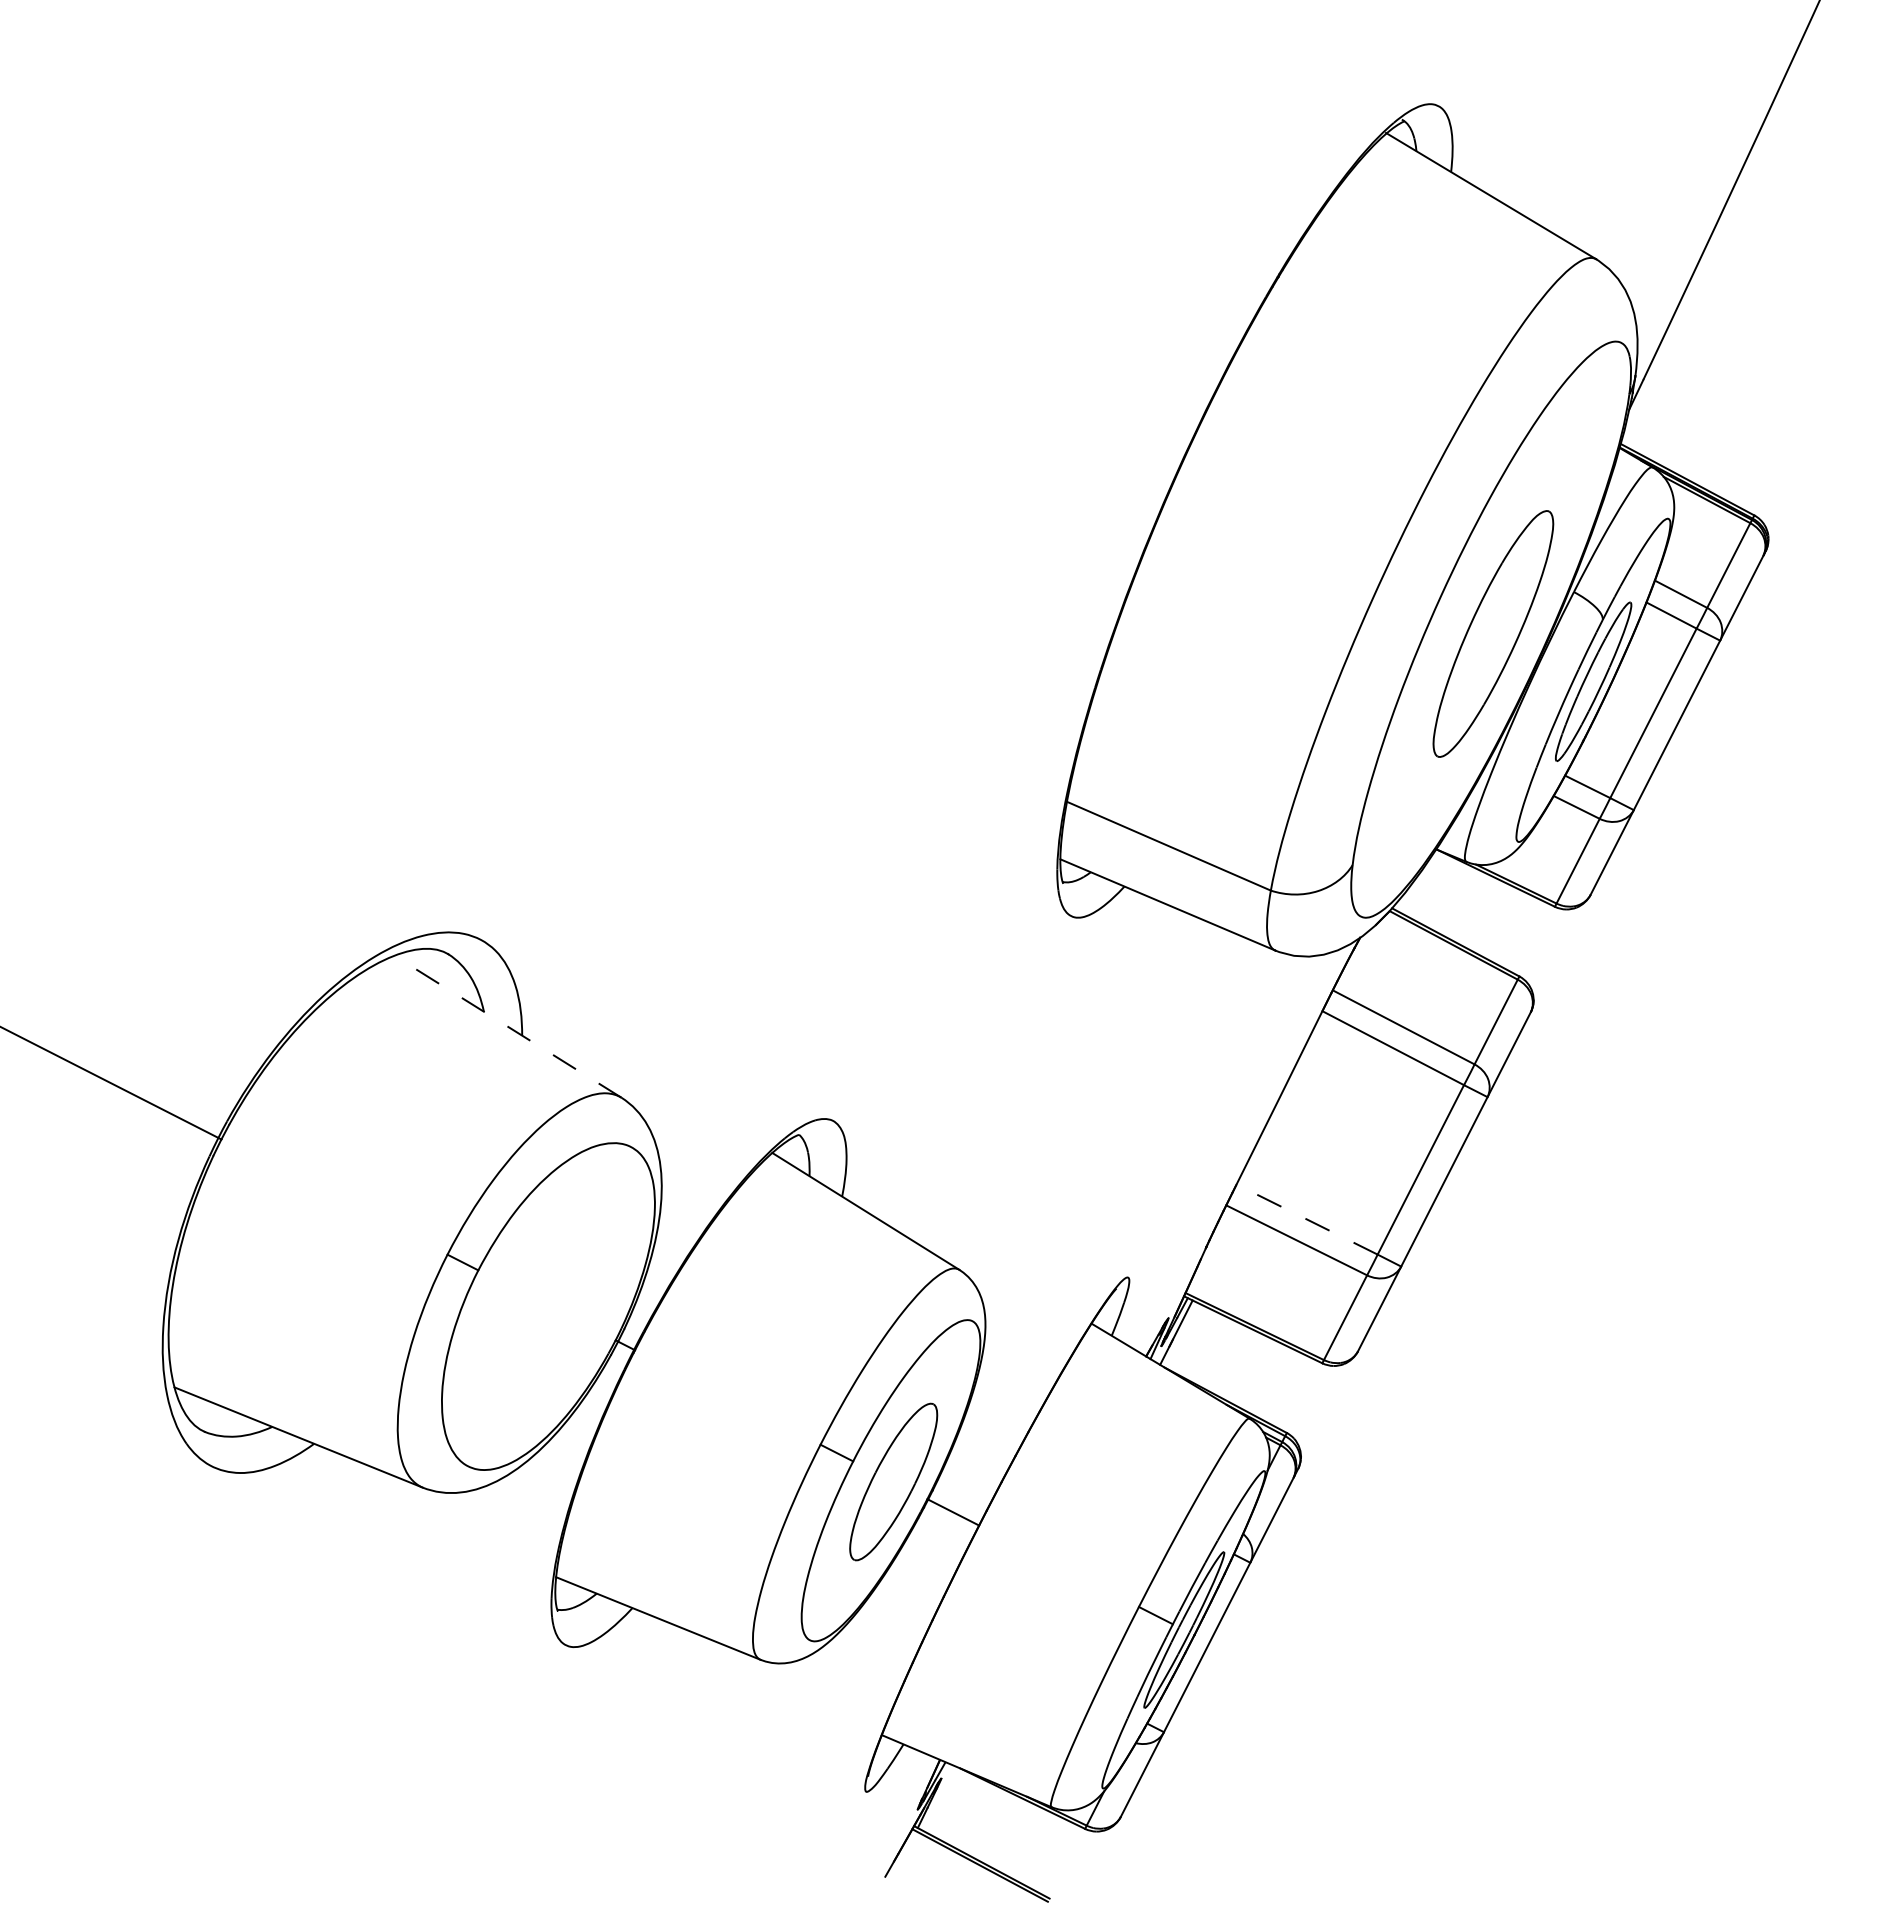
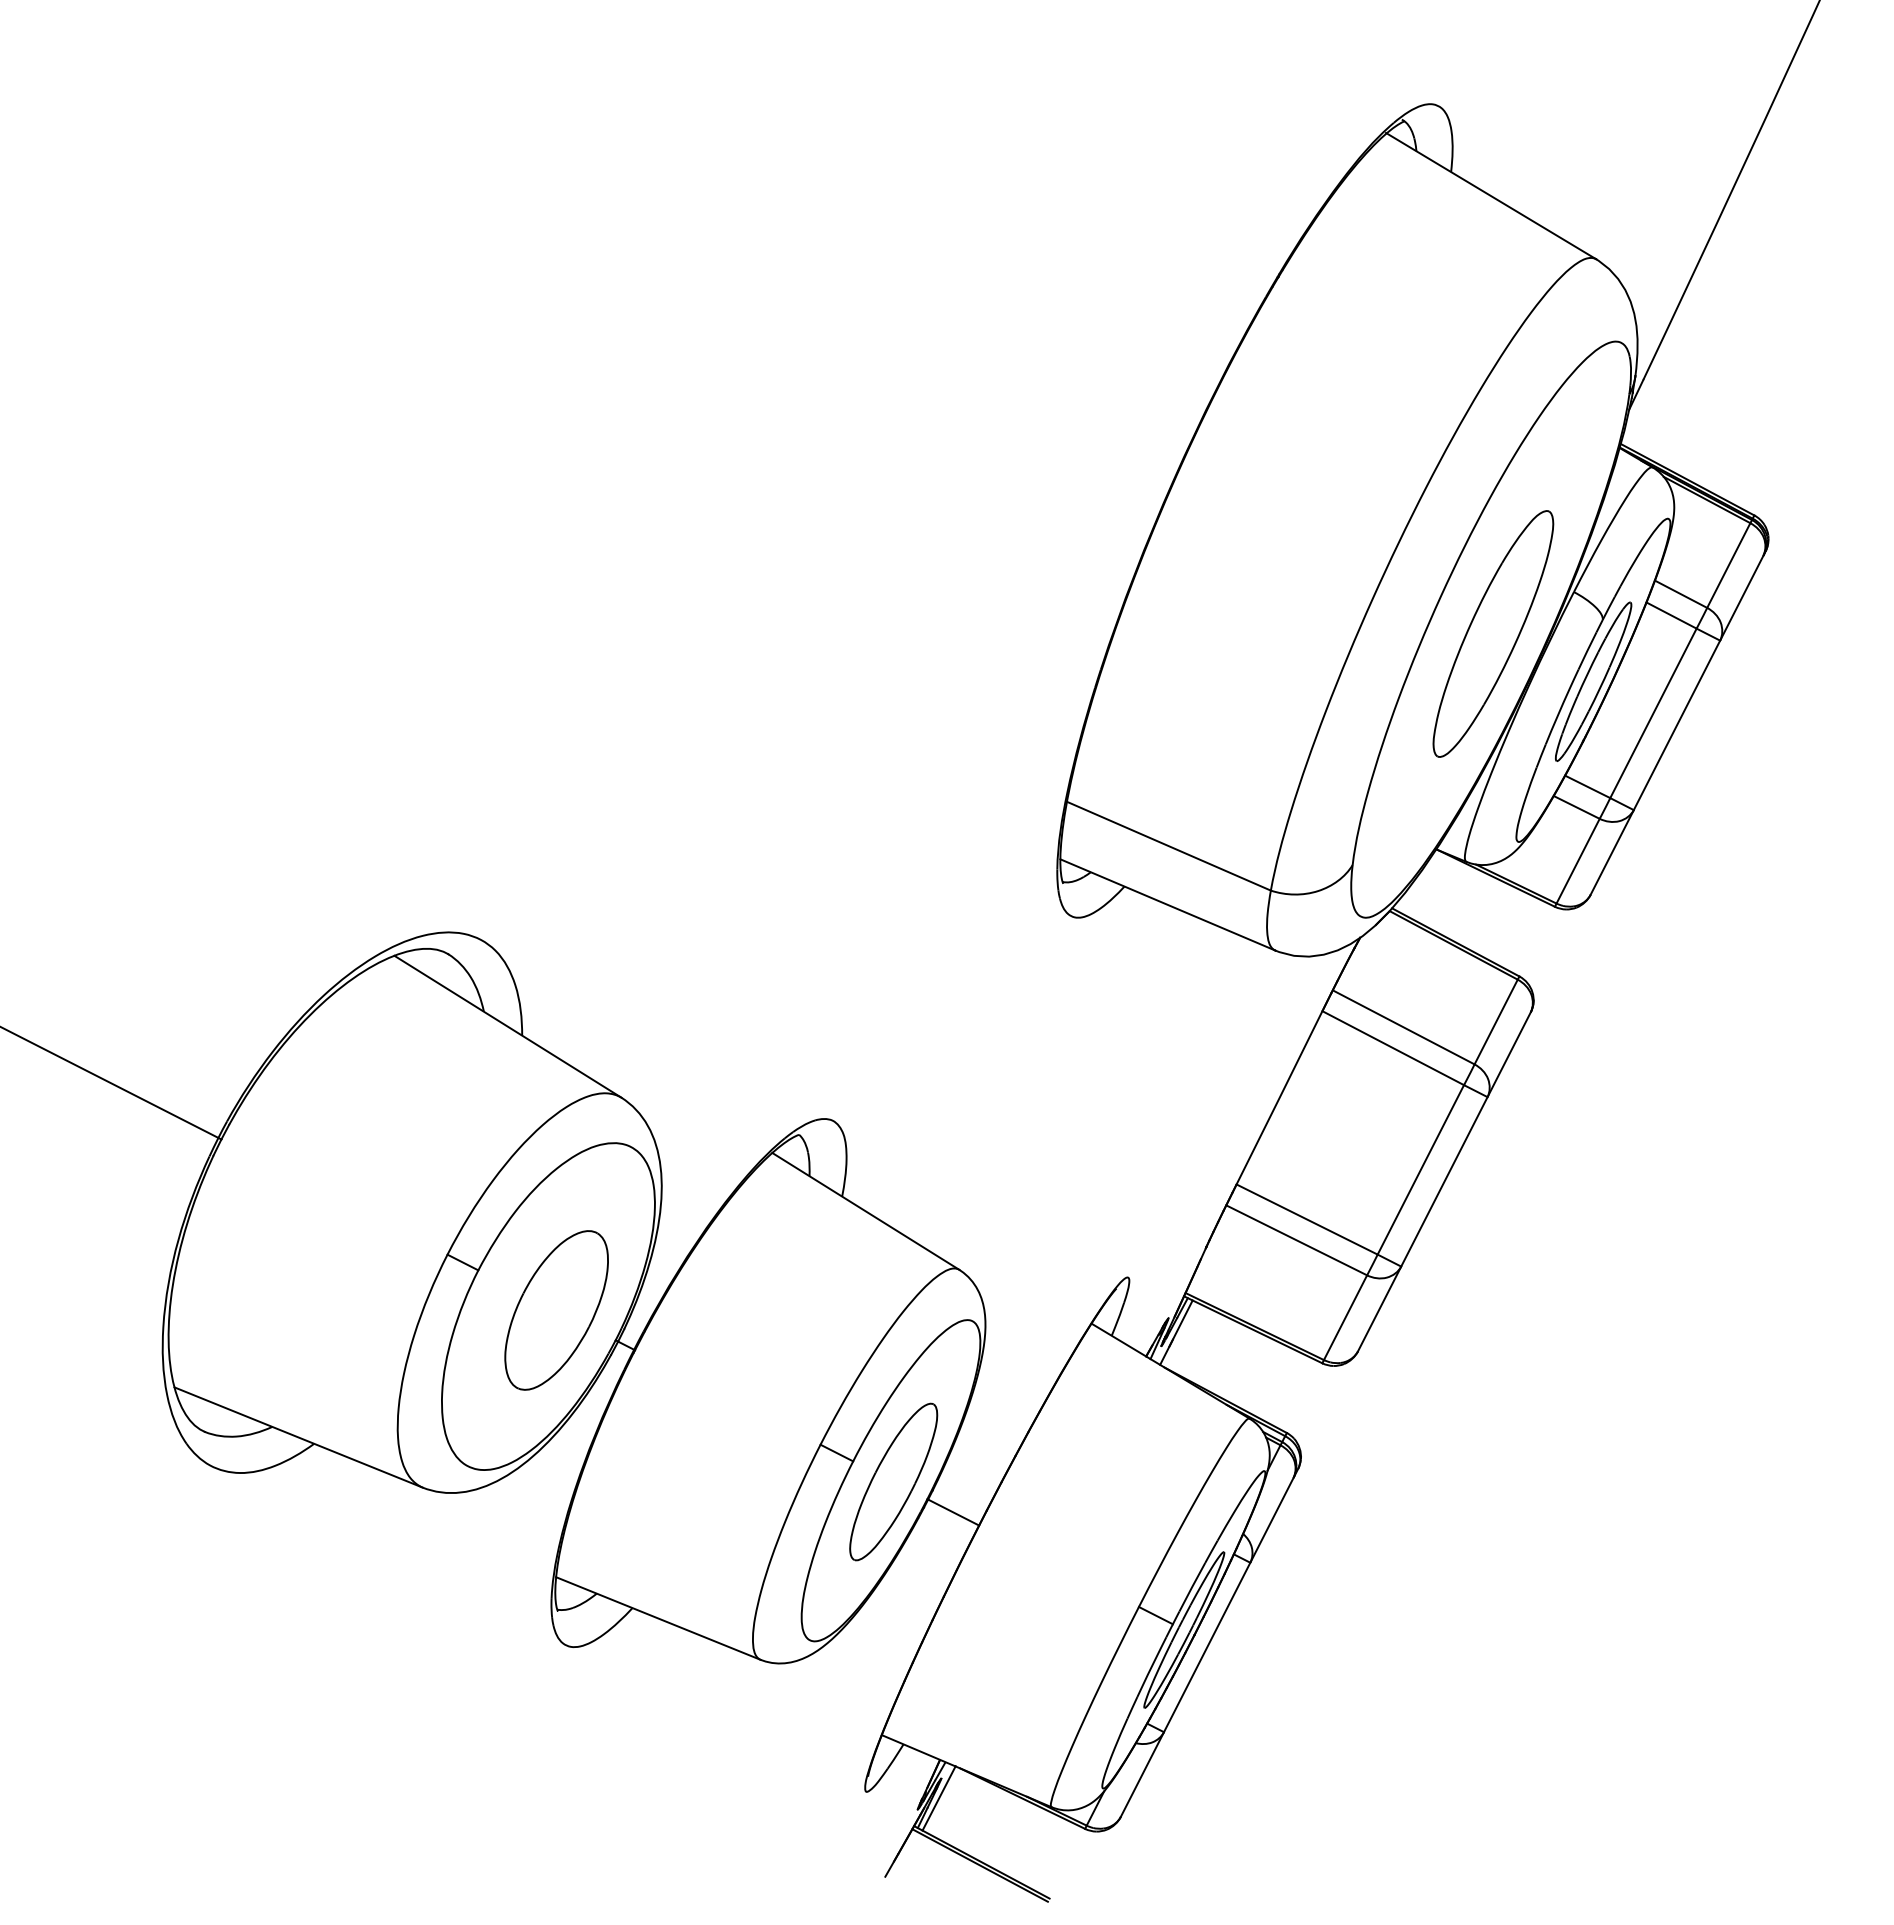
line: dashed -> solid (507, 1026)
line: dashed -> solid (1307, 1219)
part: none -> present (556, 1310)
line: none -> present (938, 1798)
